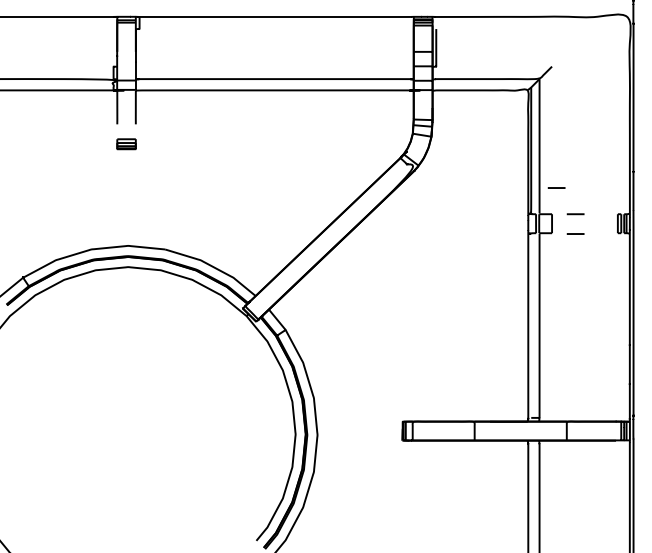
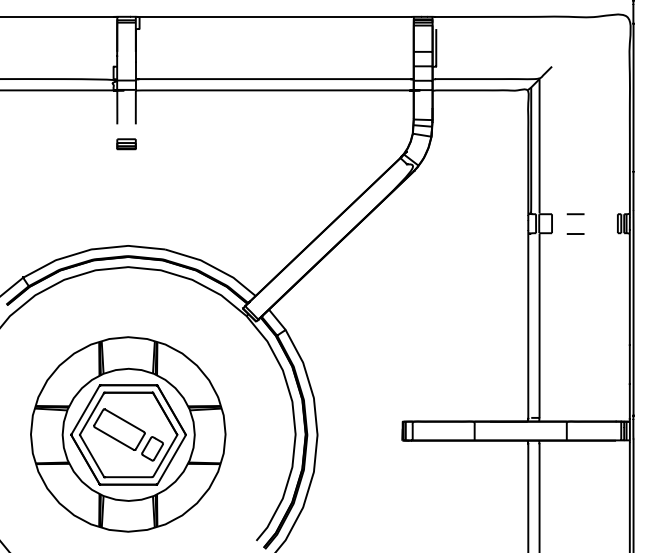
line: present -> none (556, 187)
part: none -> present (128, 434)
